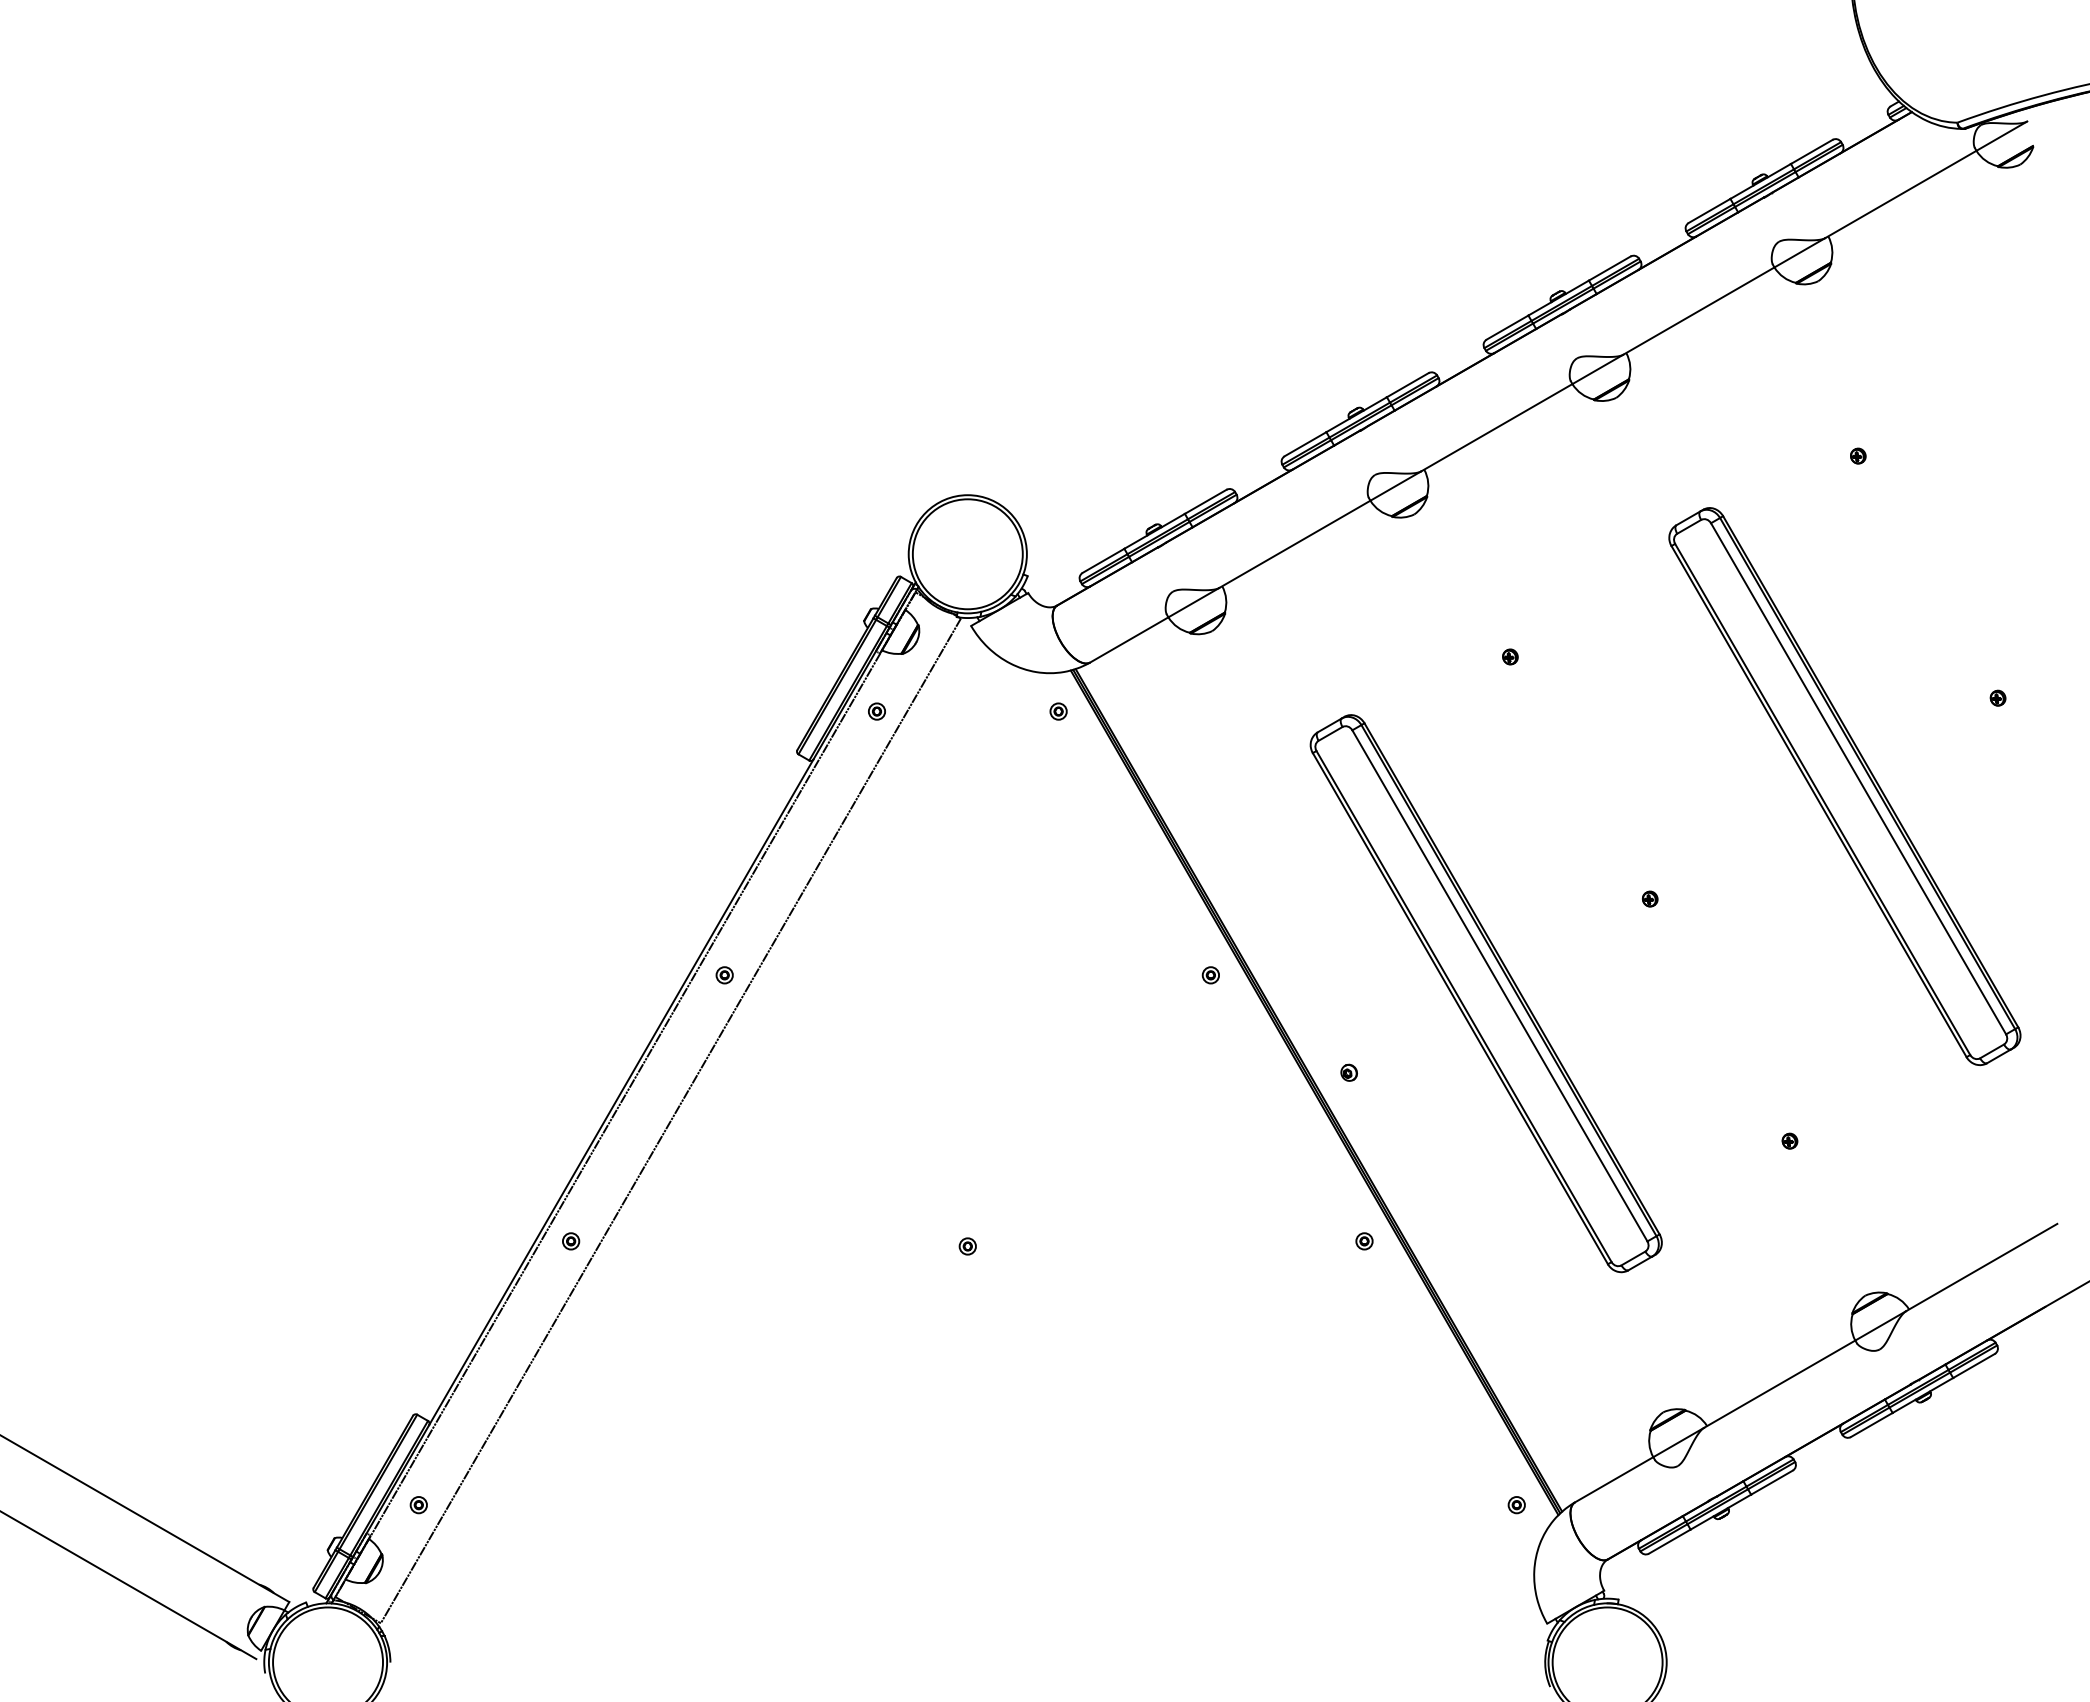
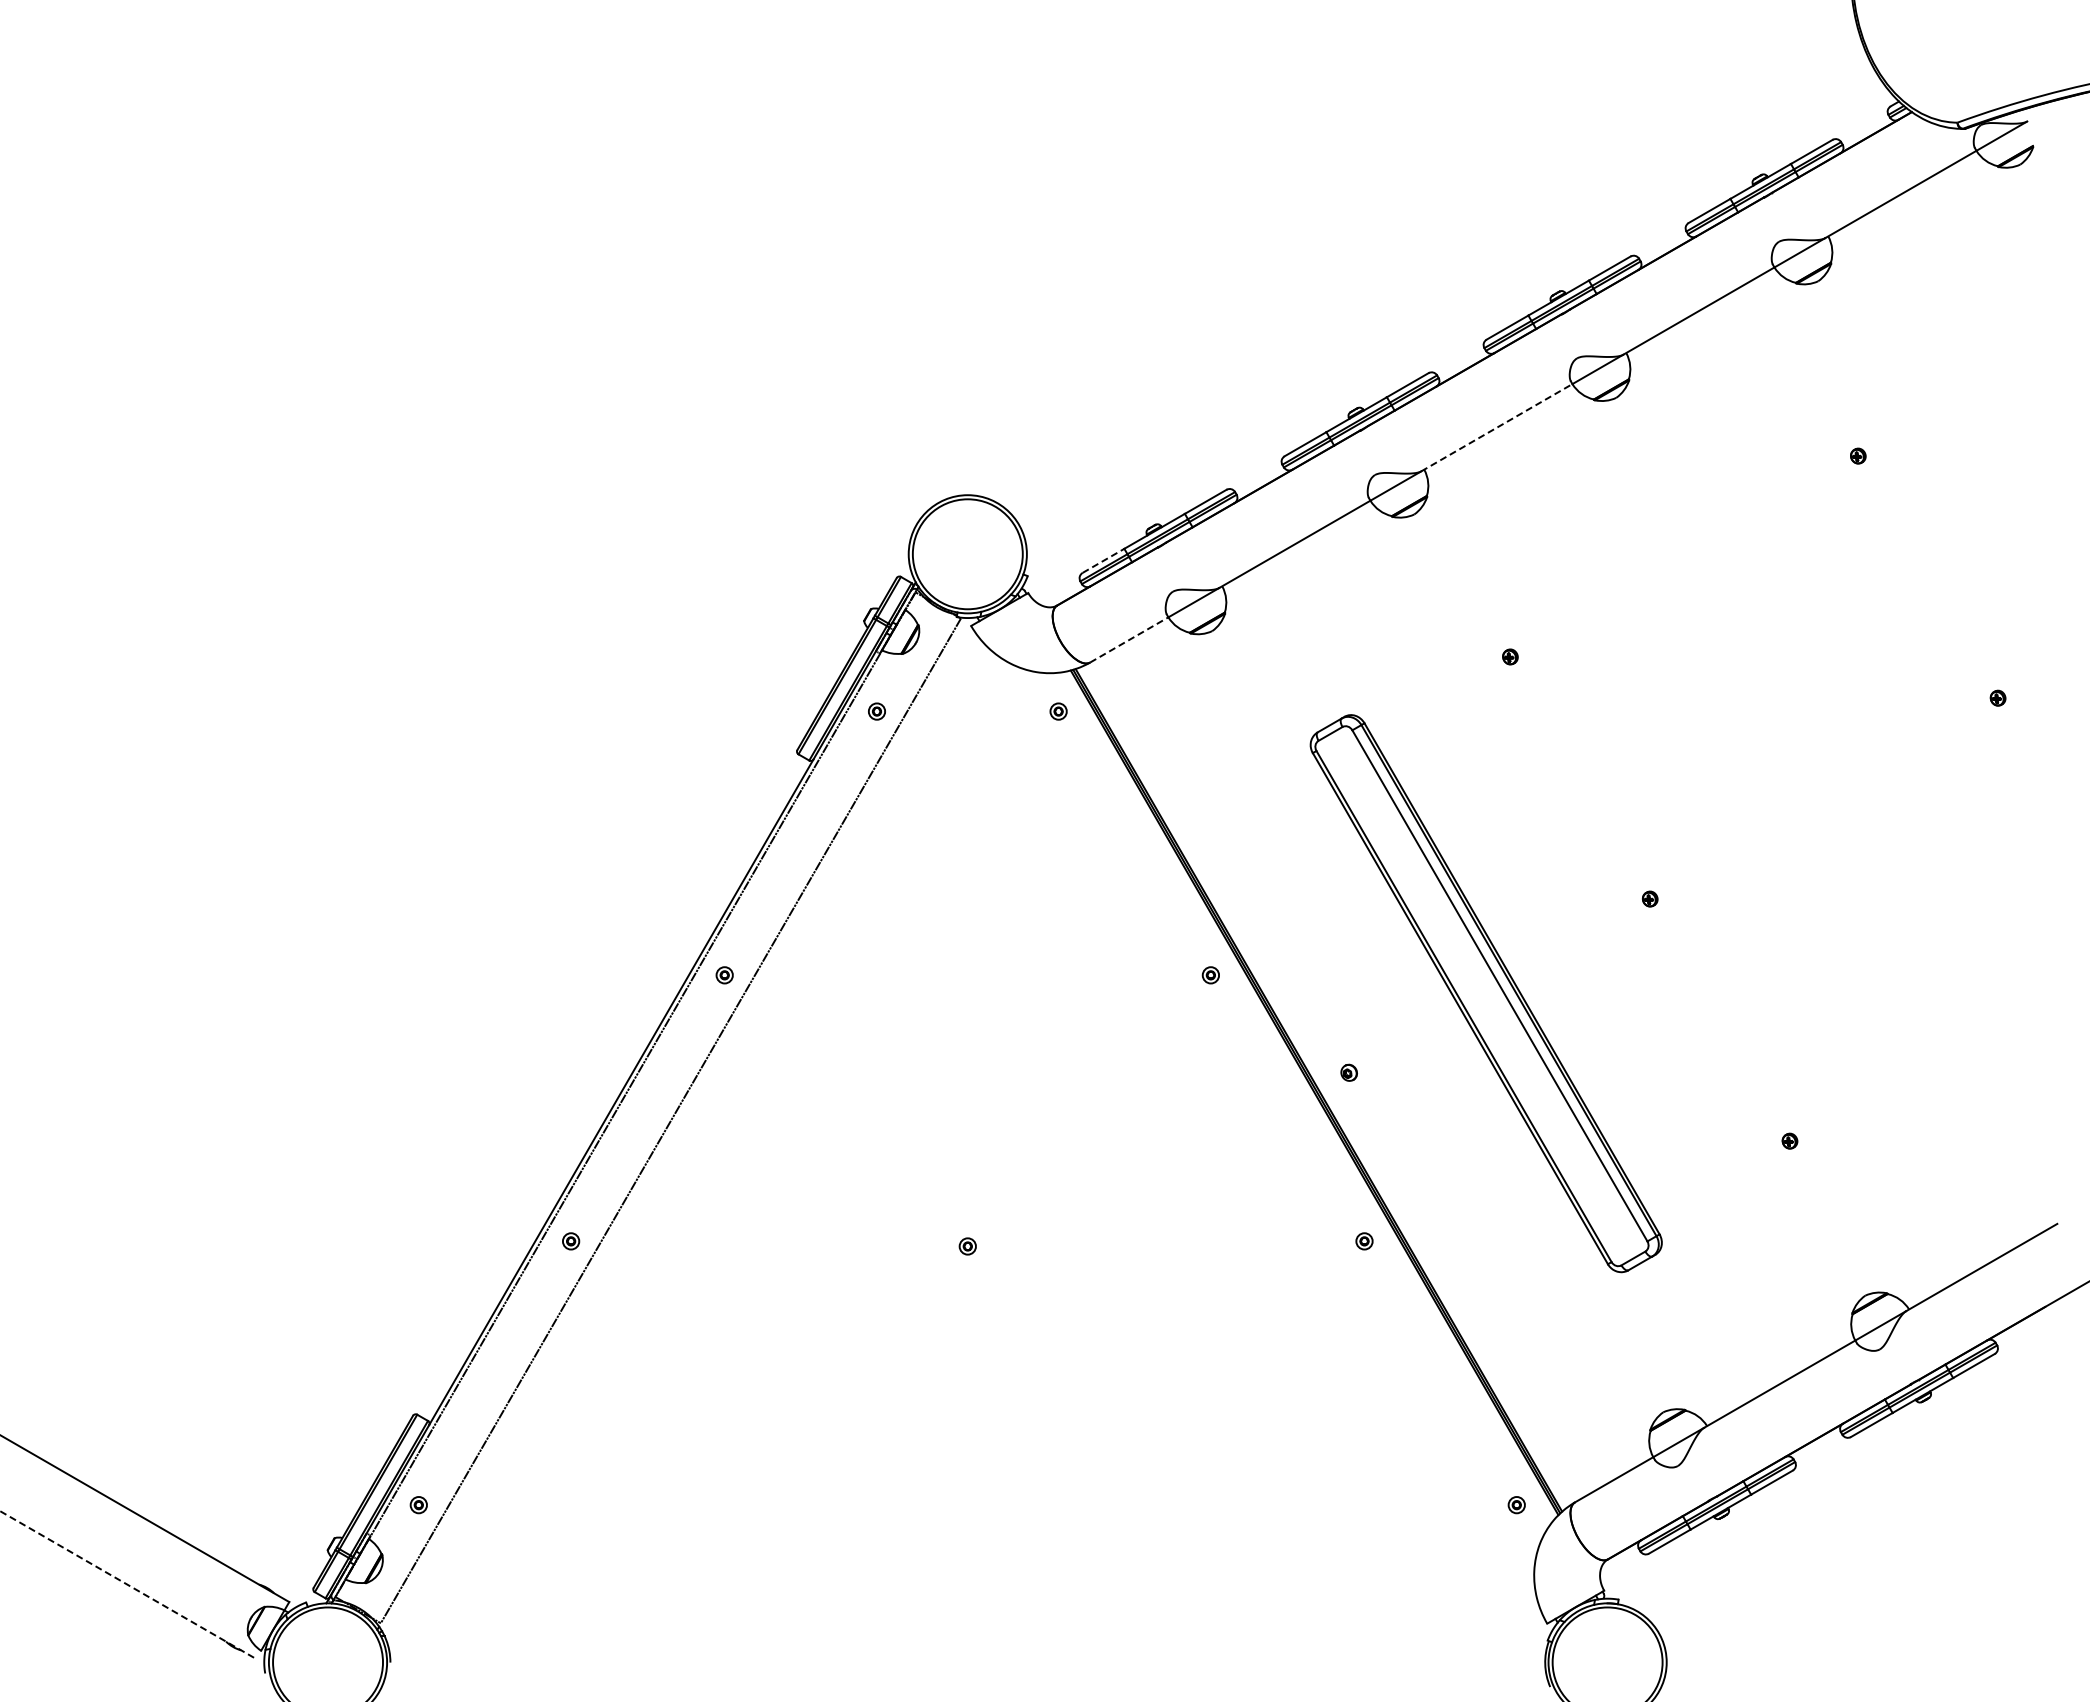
line: solid -> dashed (1497, 427)
line: solid -> dashed (1103, 560)
line: solid -> dashed (1129, 639)
part: present -> none (1844, 786)
line: solid -> dashed (128, 1585)
